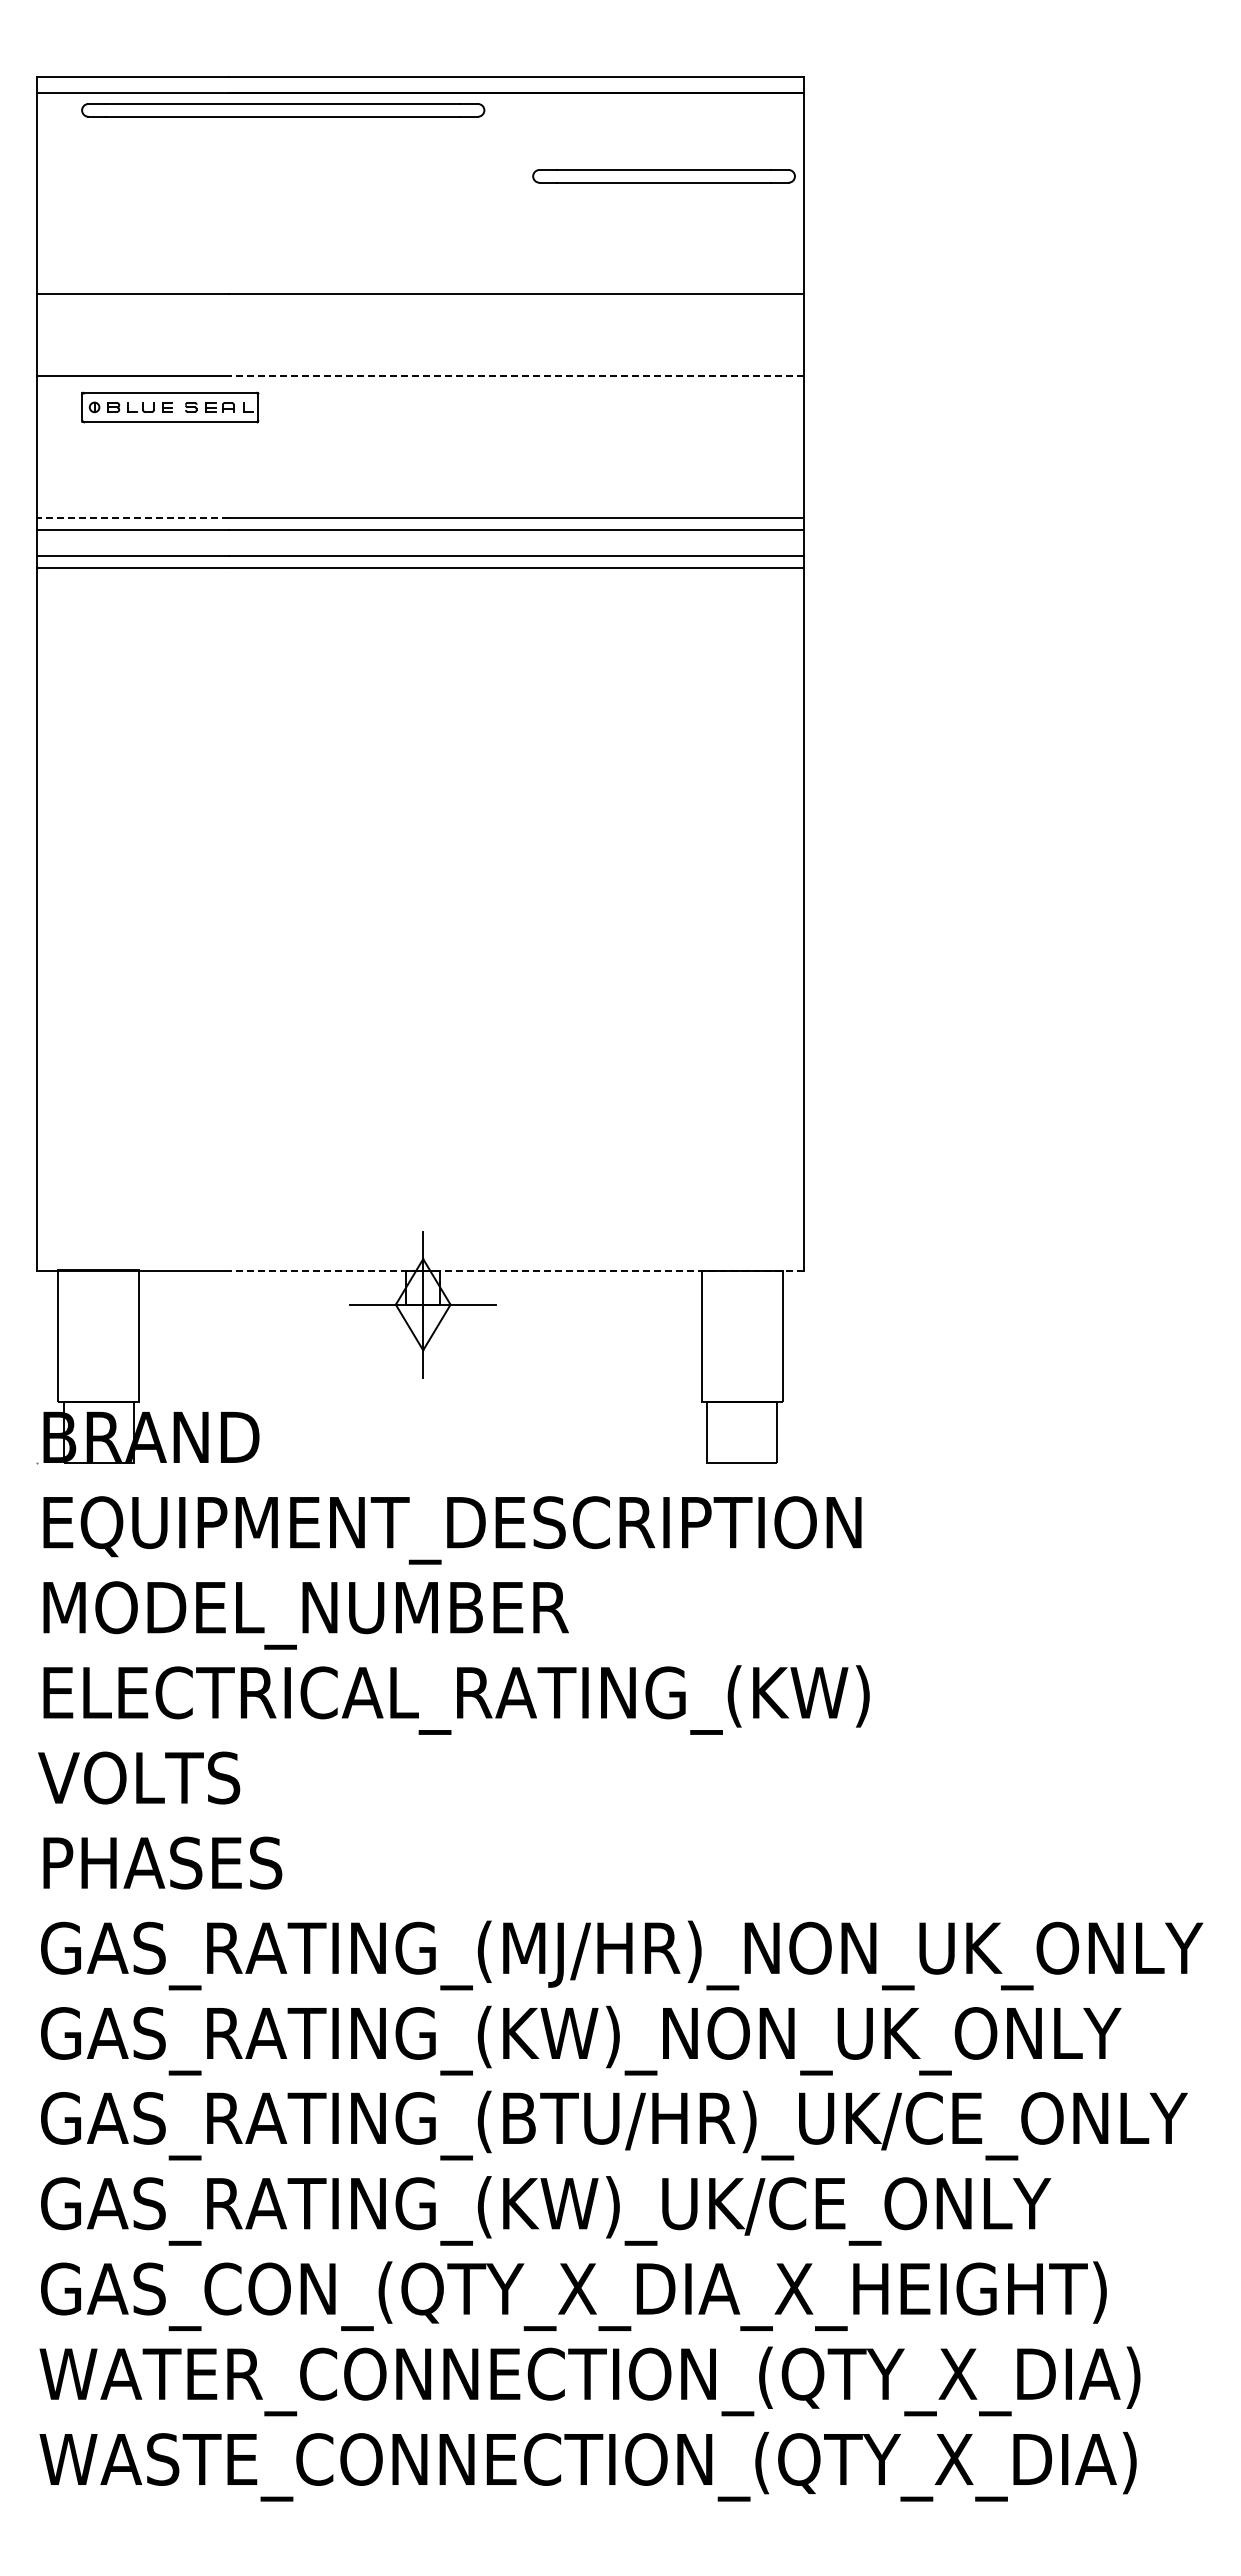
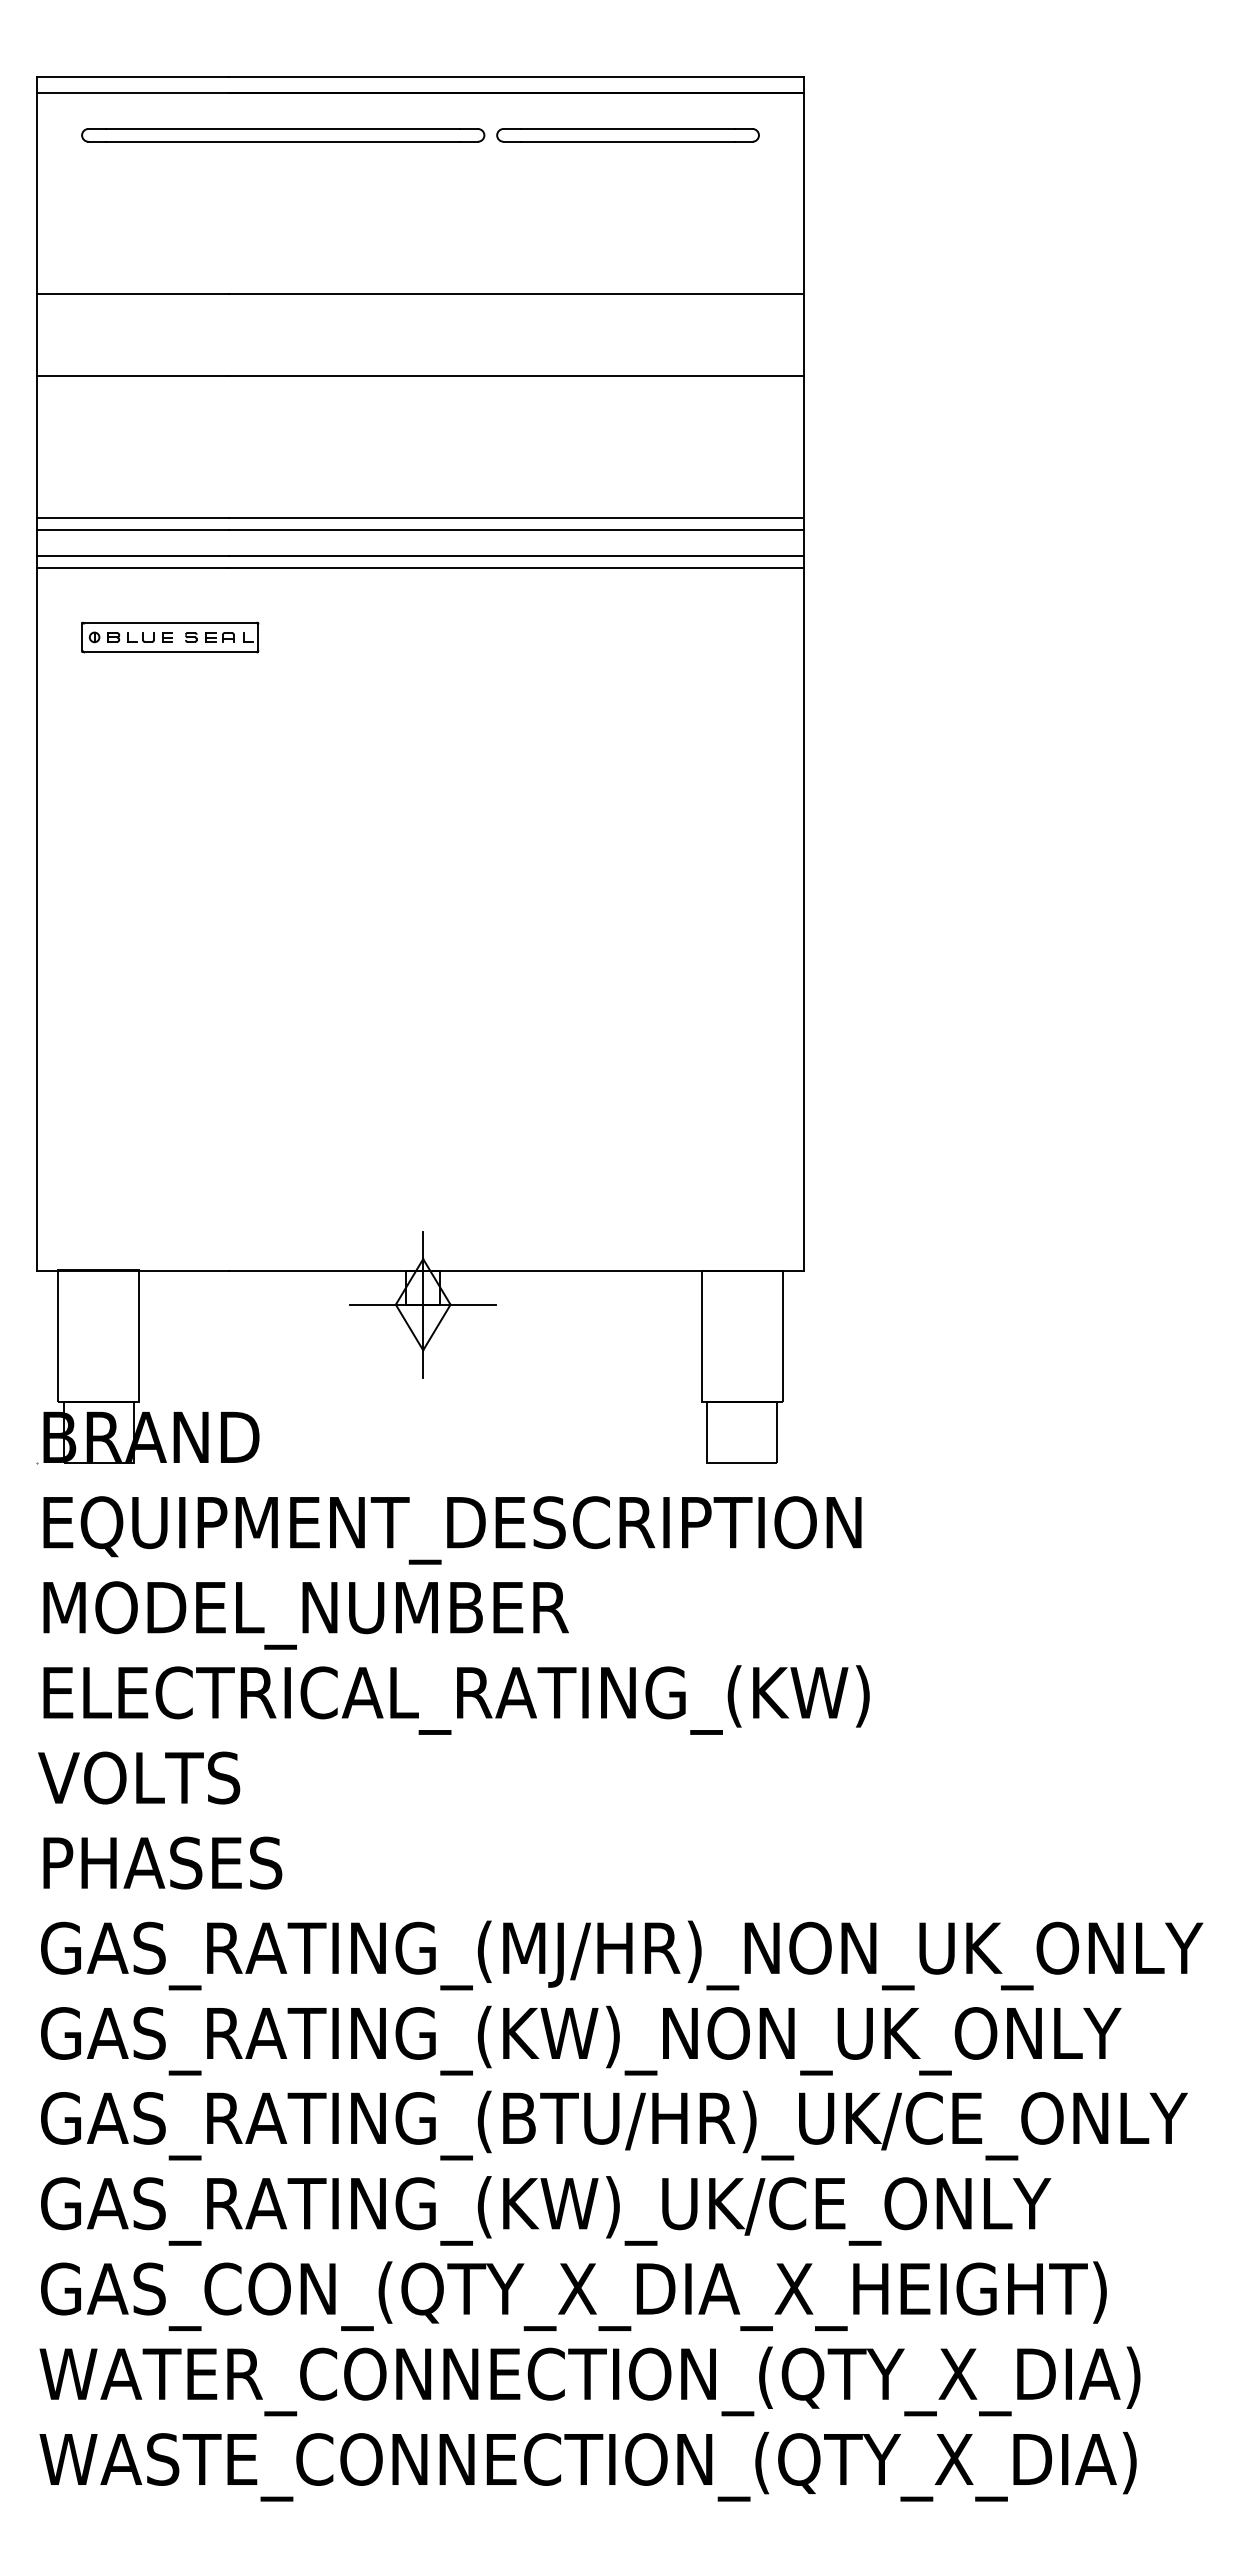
part position: (283, 110) -> (283, 135) (283, 135)
part position: (663, 176) -> (627, 135) (627, 135)
line: dashed -> solid (515, 376)
part position: (170, 407) -> (170, 637) (170, 637)
line: dashed -> solid (133, 518)
line: dashed -> solid (515, 1270)
